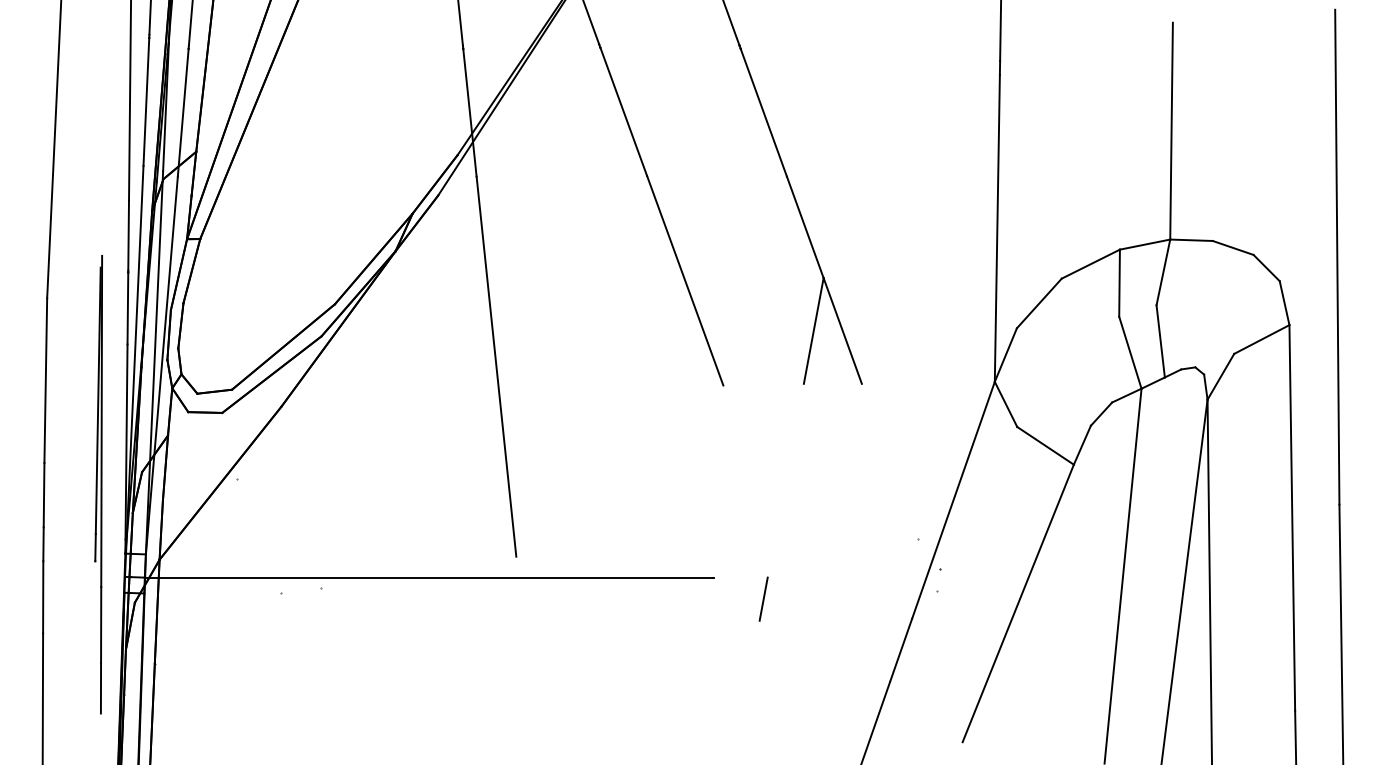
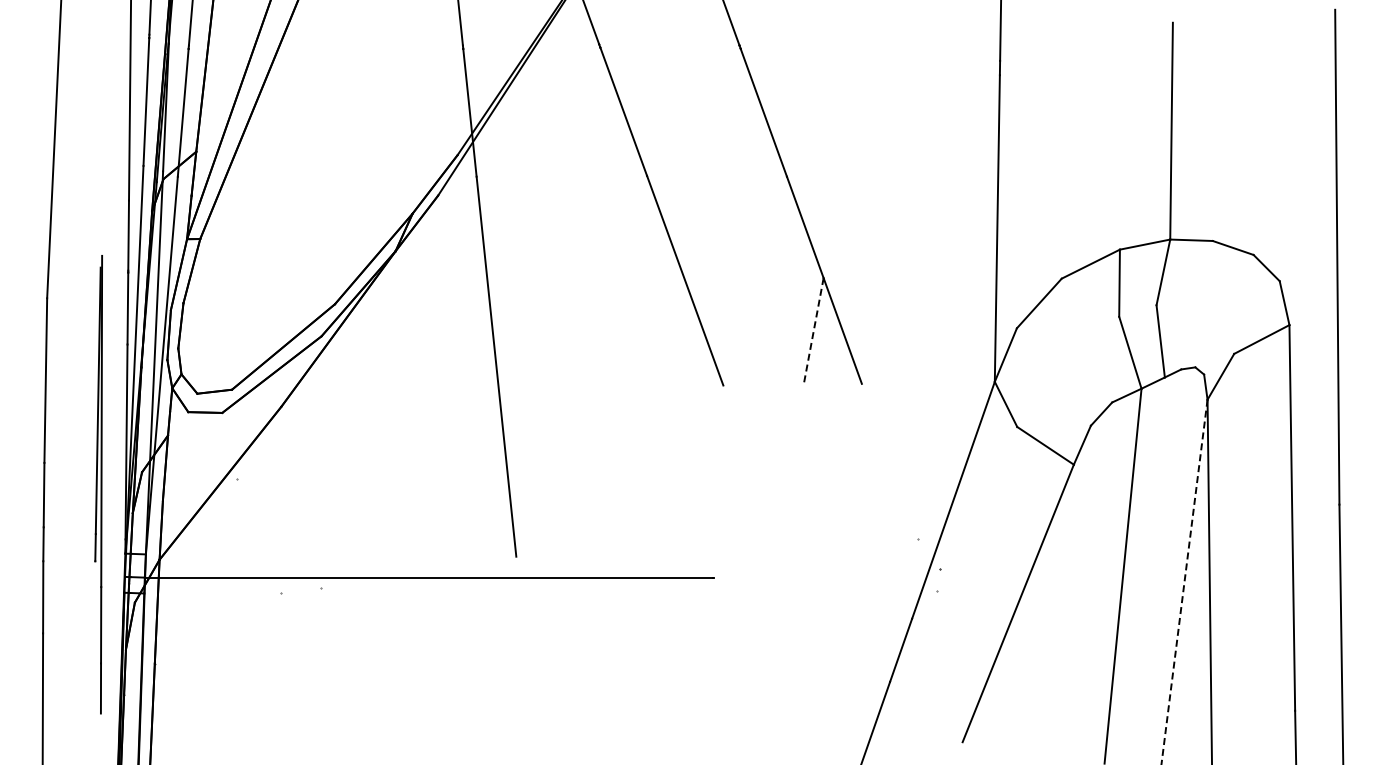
line: solid -> dashed (813, 330)
line: solid -> dashed (1184, 581)
line: present -> none (763, 598)
